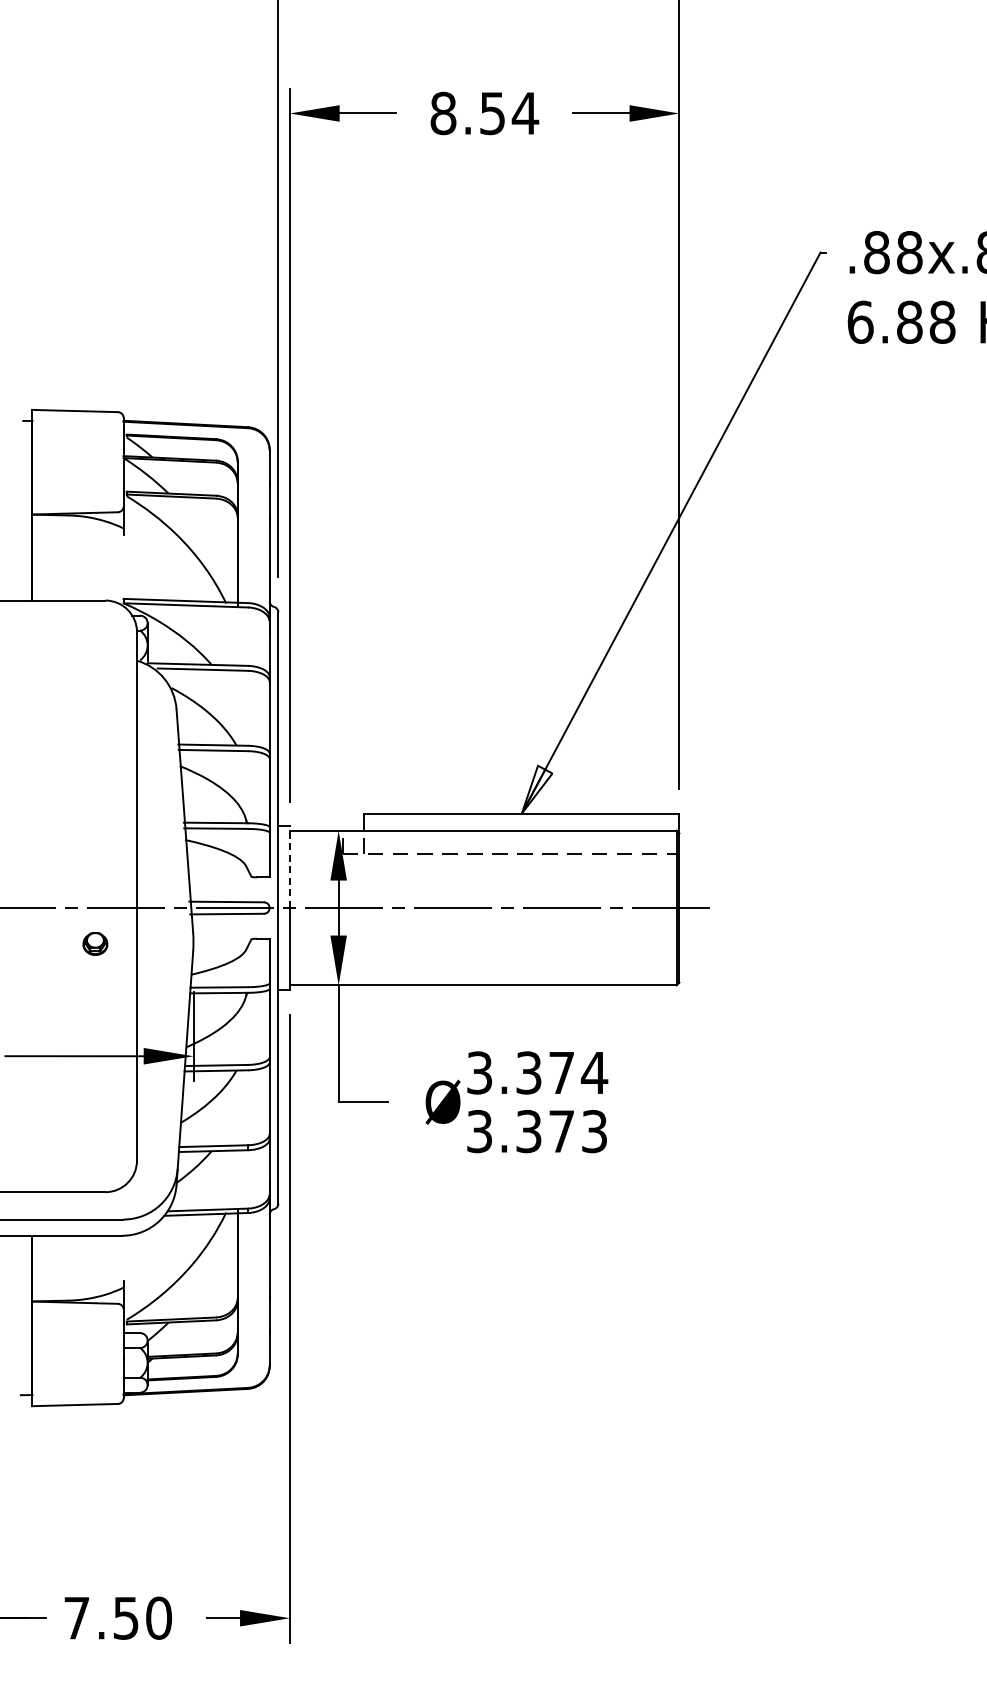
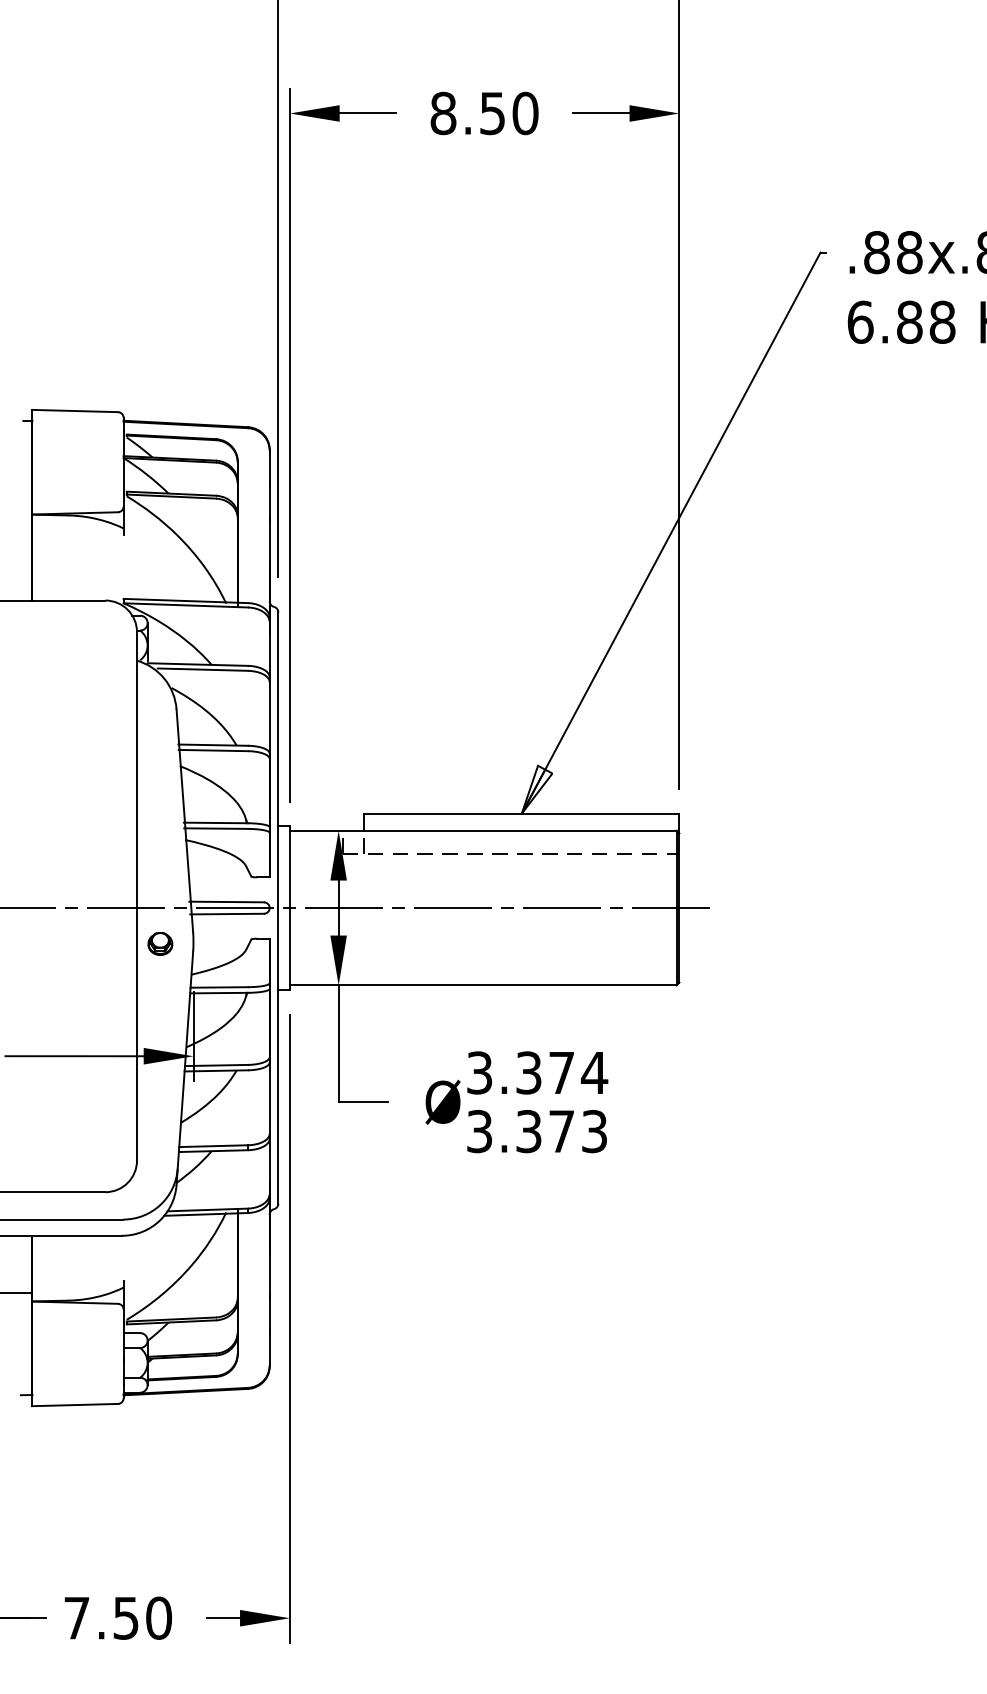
text: 8.54 -> 8.50 (525, 113)
line: dashed -> solid (289, 867)
part position: (95, 943) -> (160, 943) (160, 943)
line: none -> present (17, 1292)
